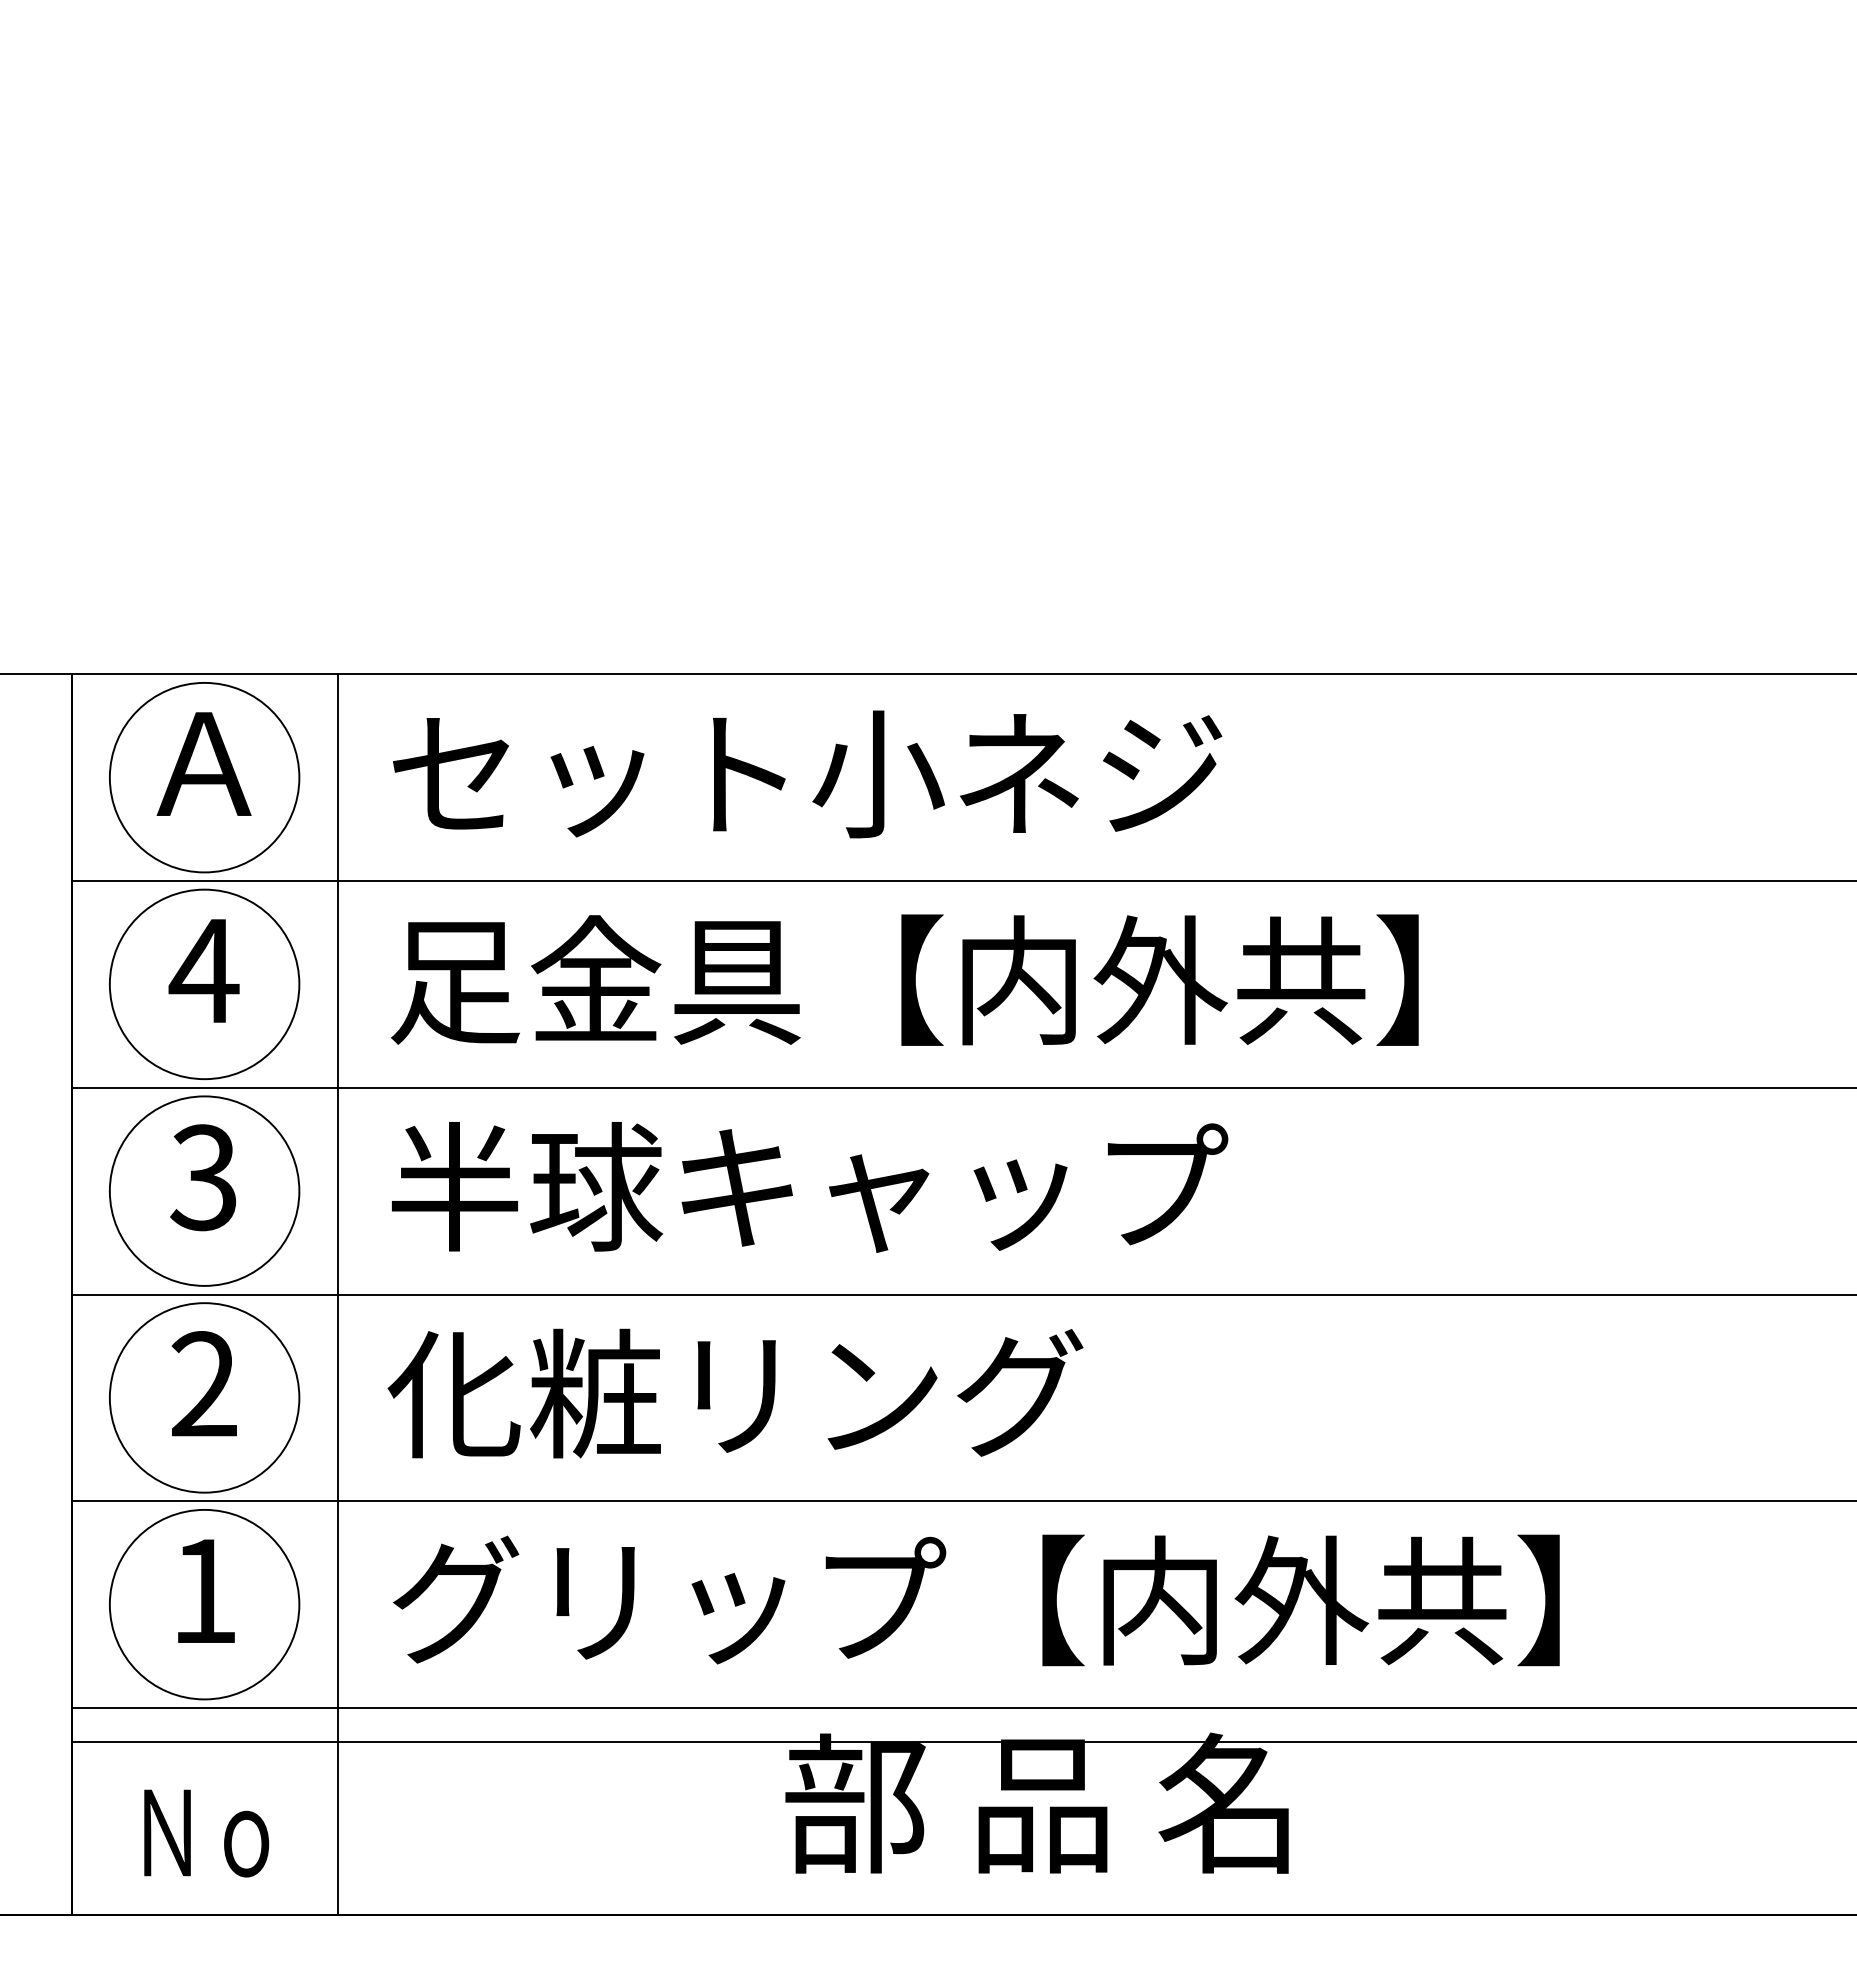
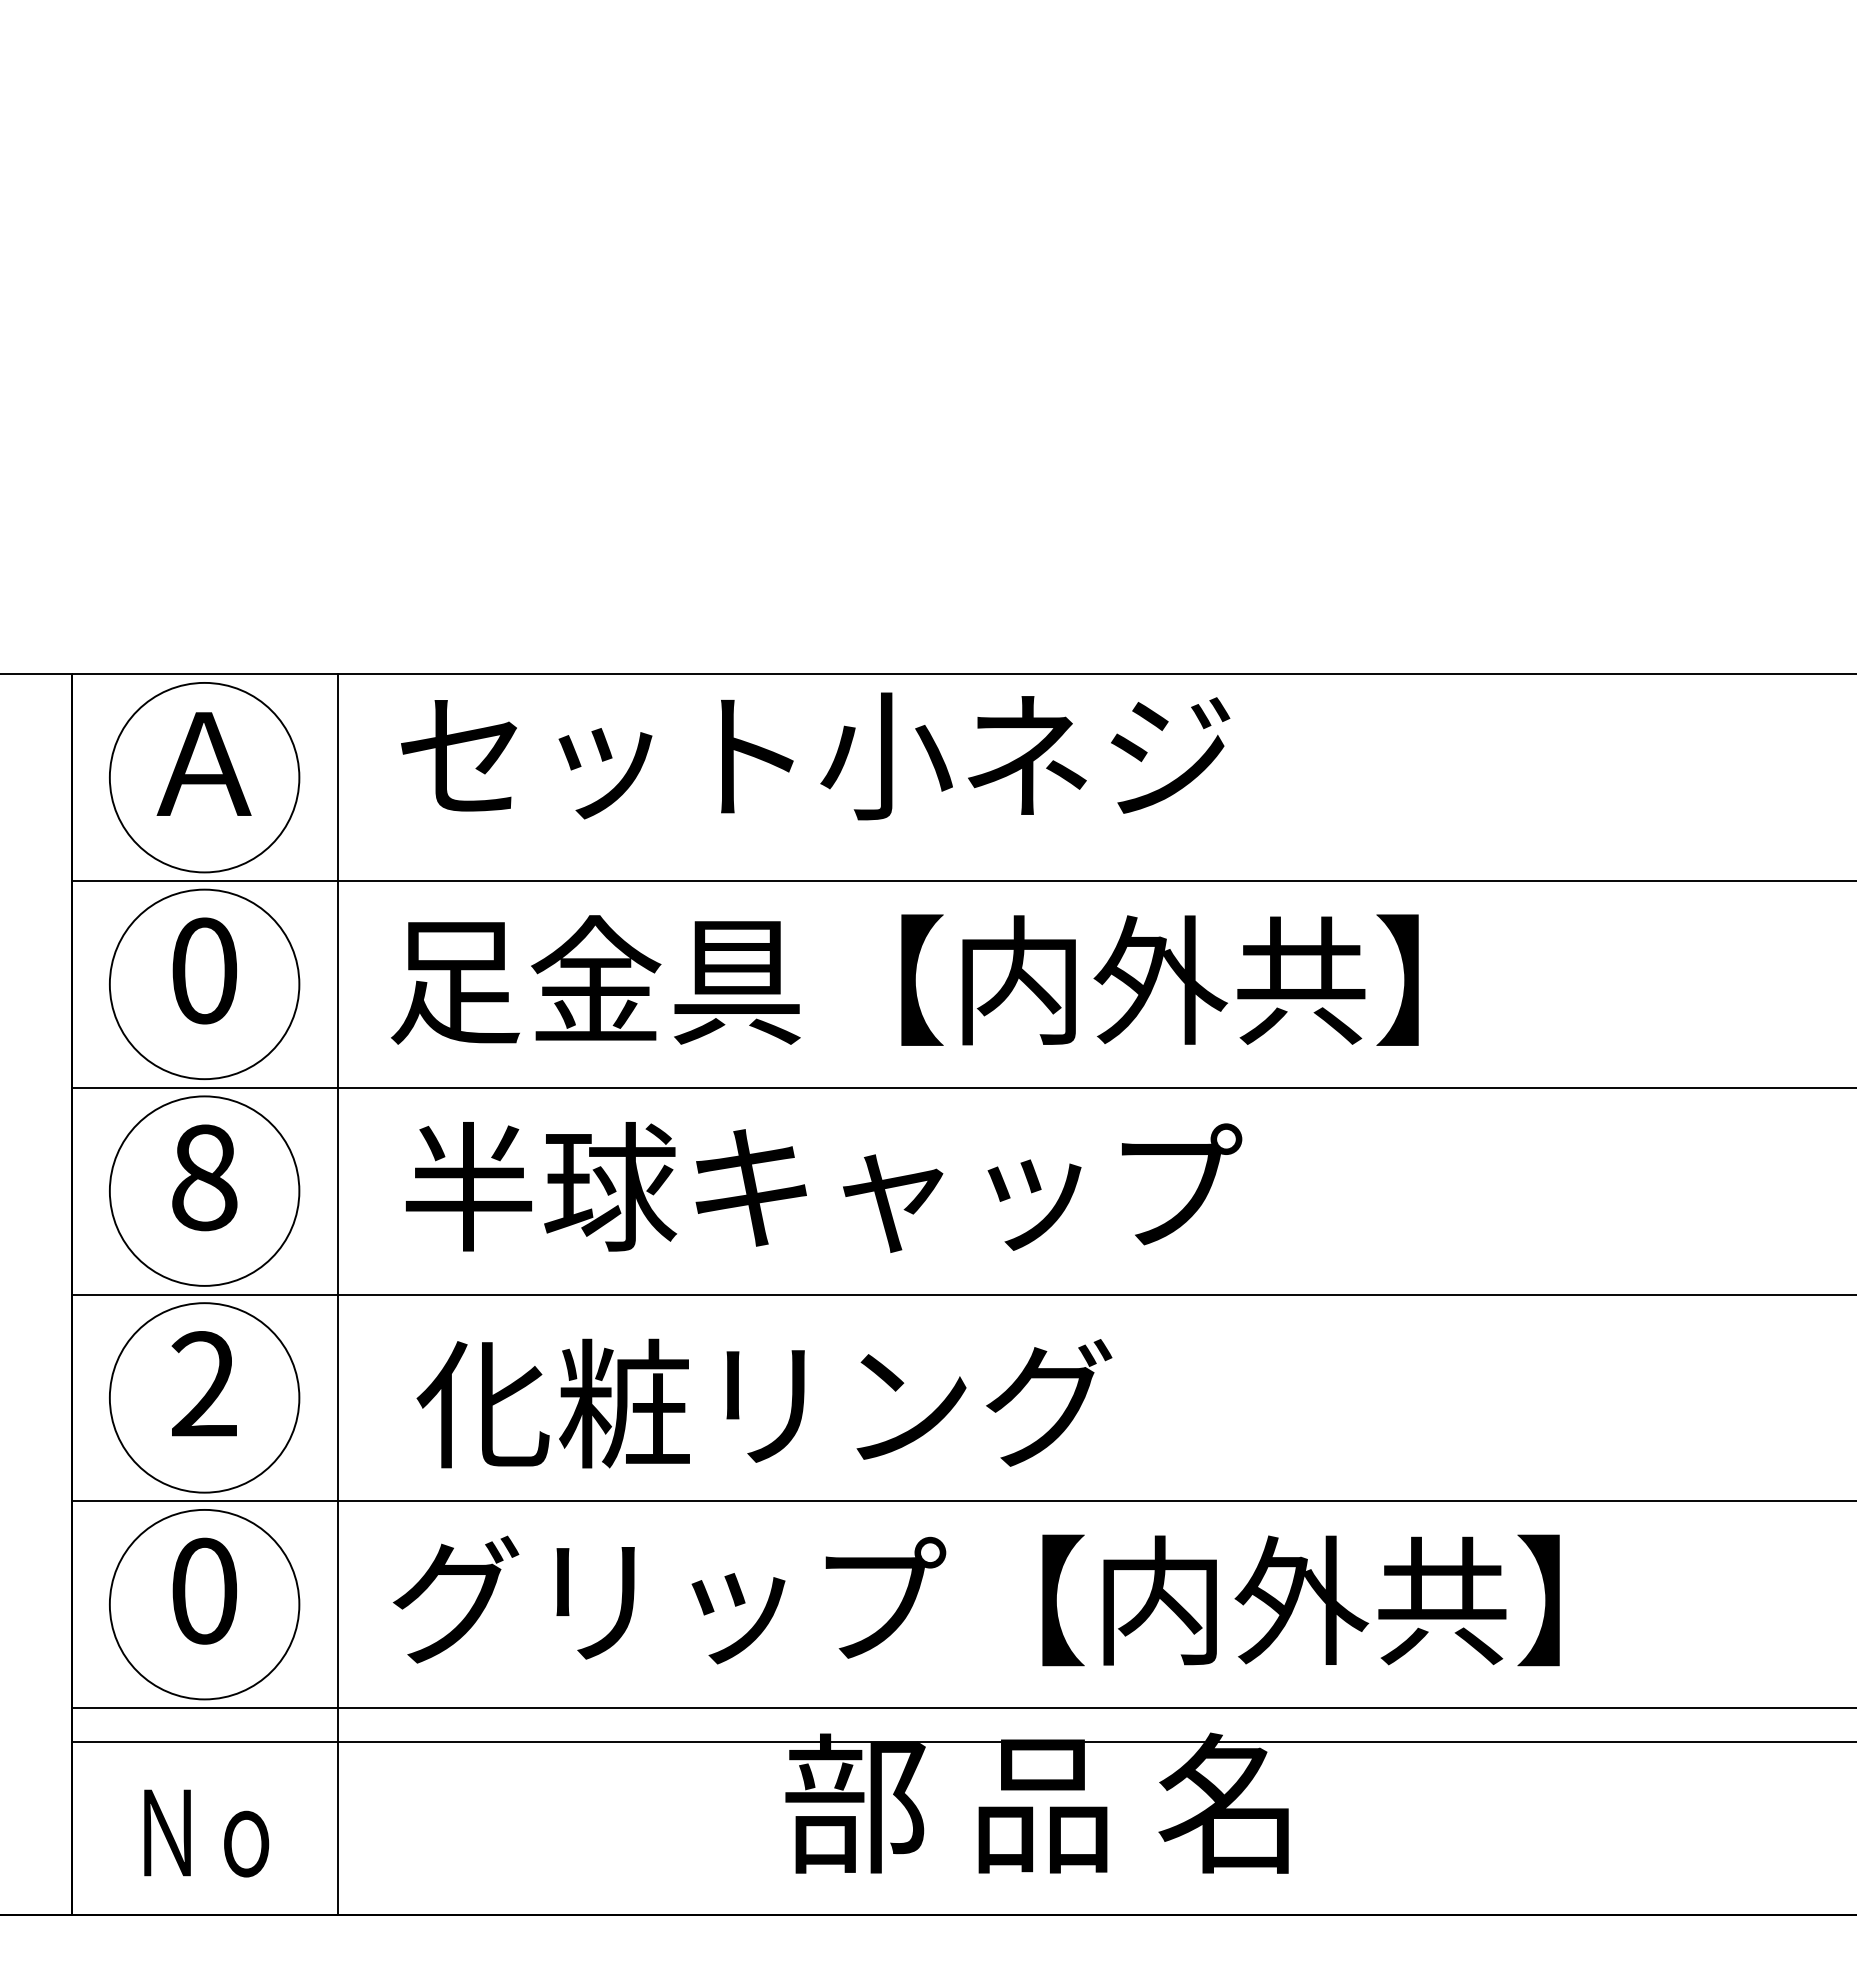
text position: (807, 774) -> (815, 756) (815, 756)
text: 4 -> 0 (203, 970)
text: 3 -> 8 (203, 1177)
text position: (810, 1187) -> (824, 1187) (824, 1187)
text position: (735, 1393) -> (764, 1403) (764, 1403)
text: 1 -> 0 (204, 1590)
